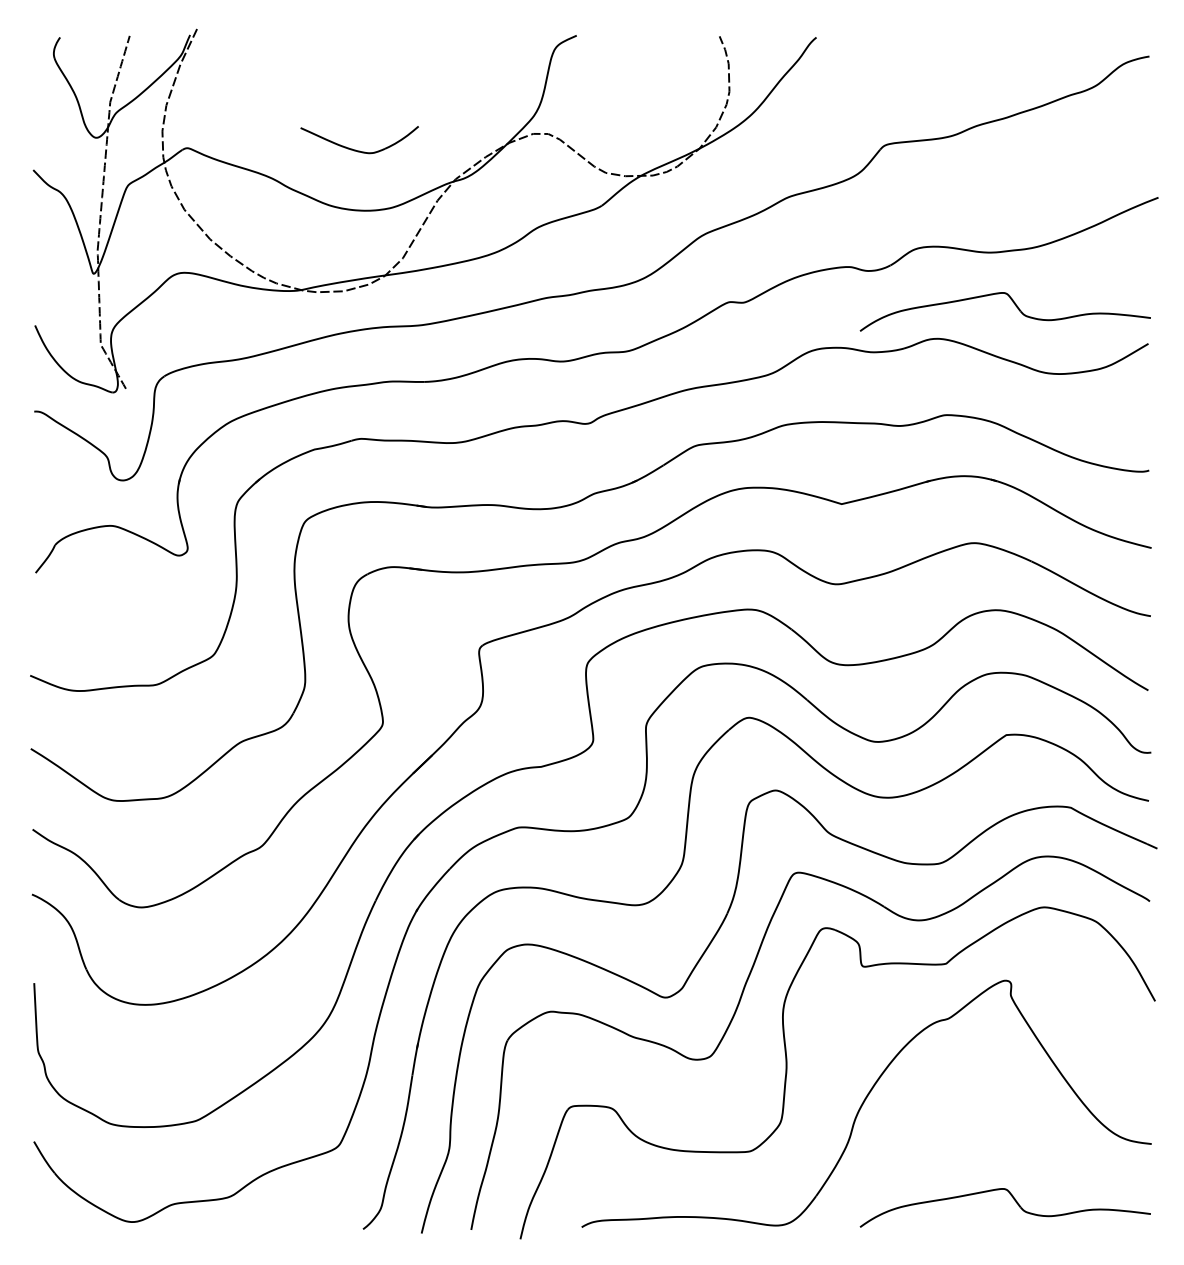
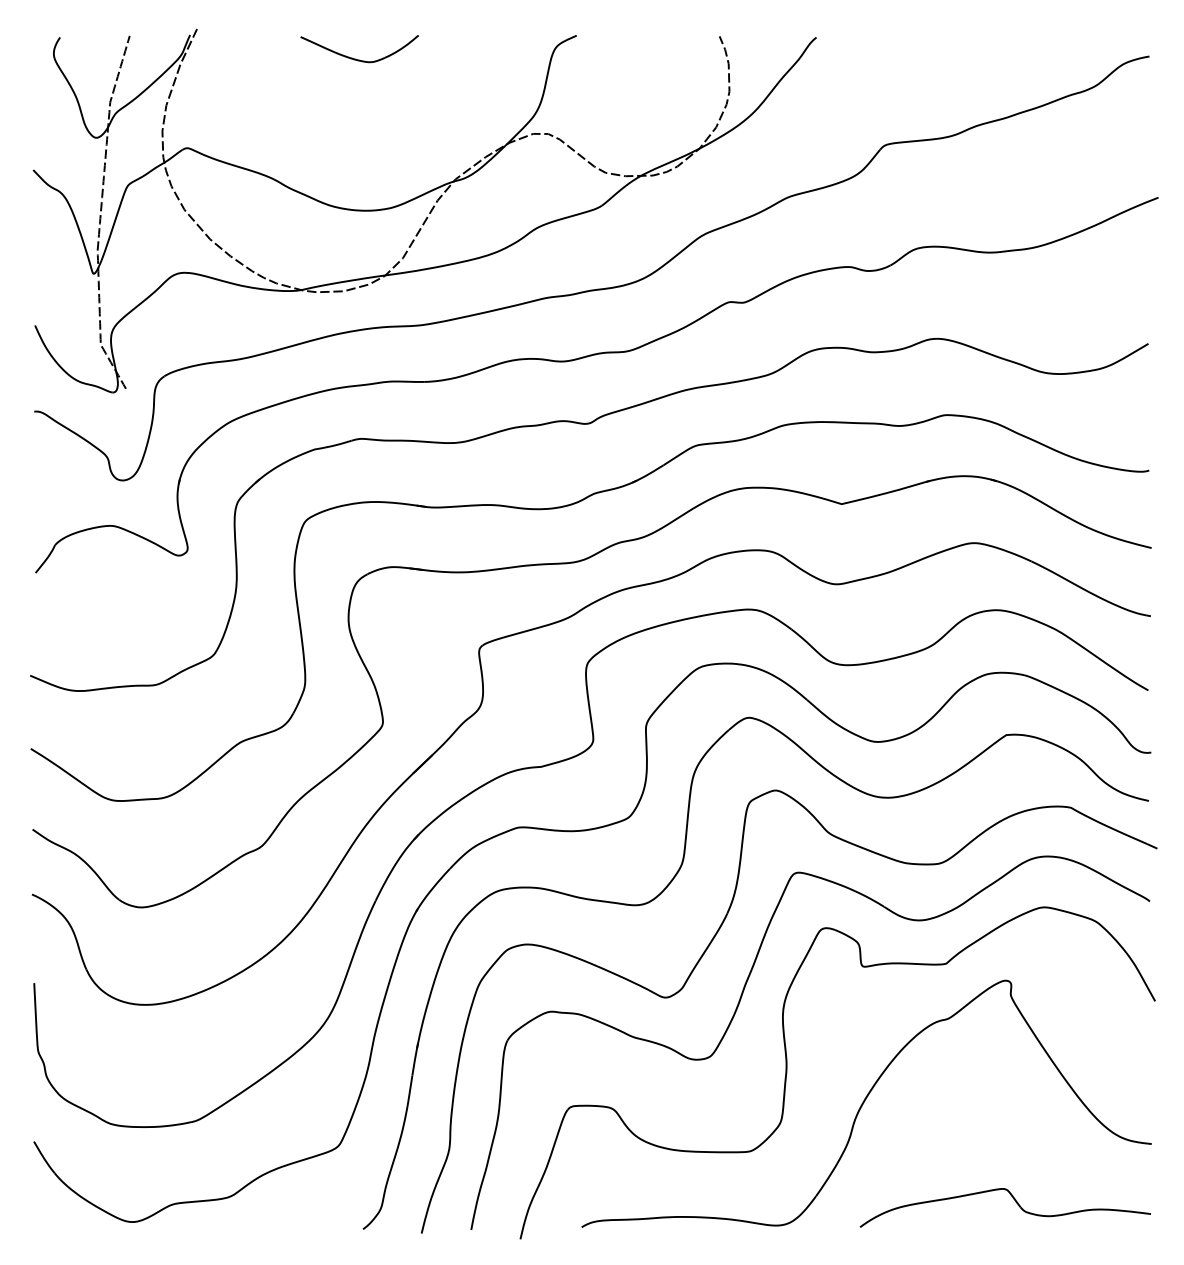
part position: (355, 149) -> (355, 58) (355, 58)
part: present -> none (1012, 302)
